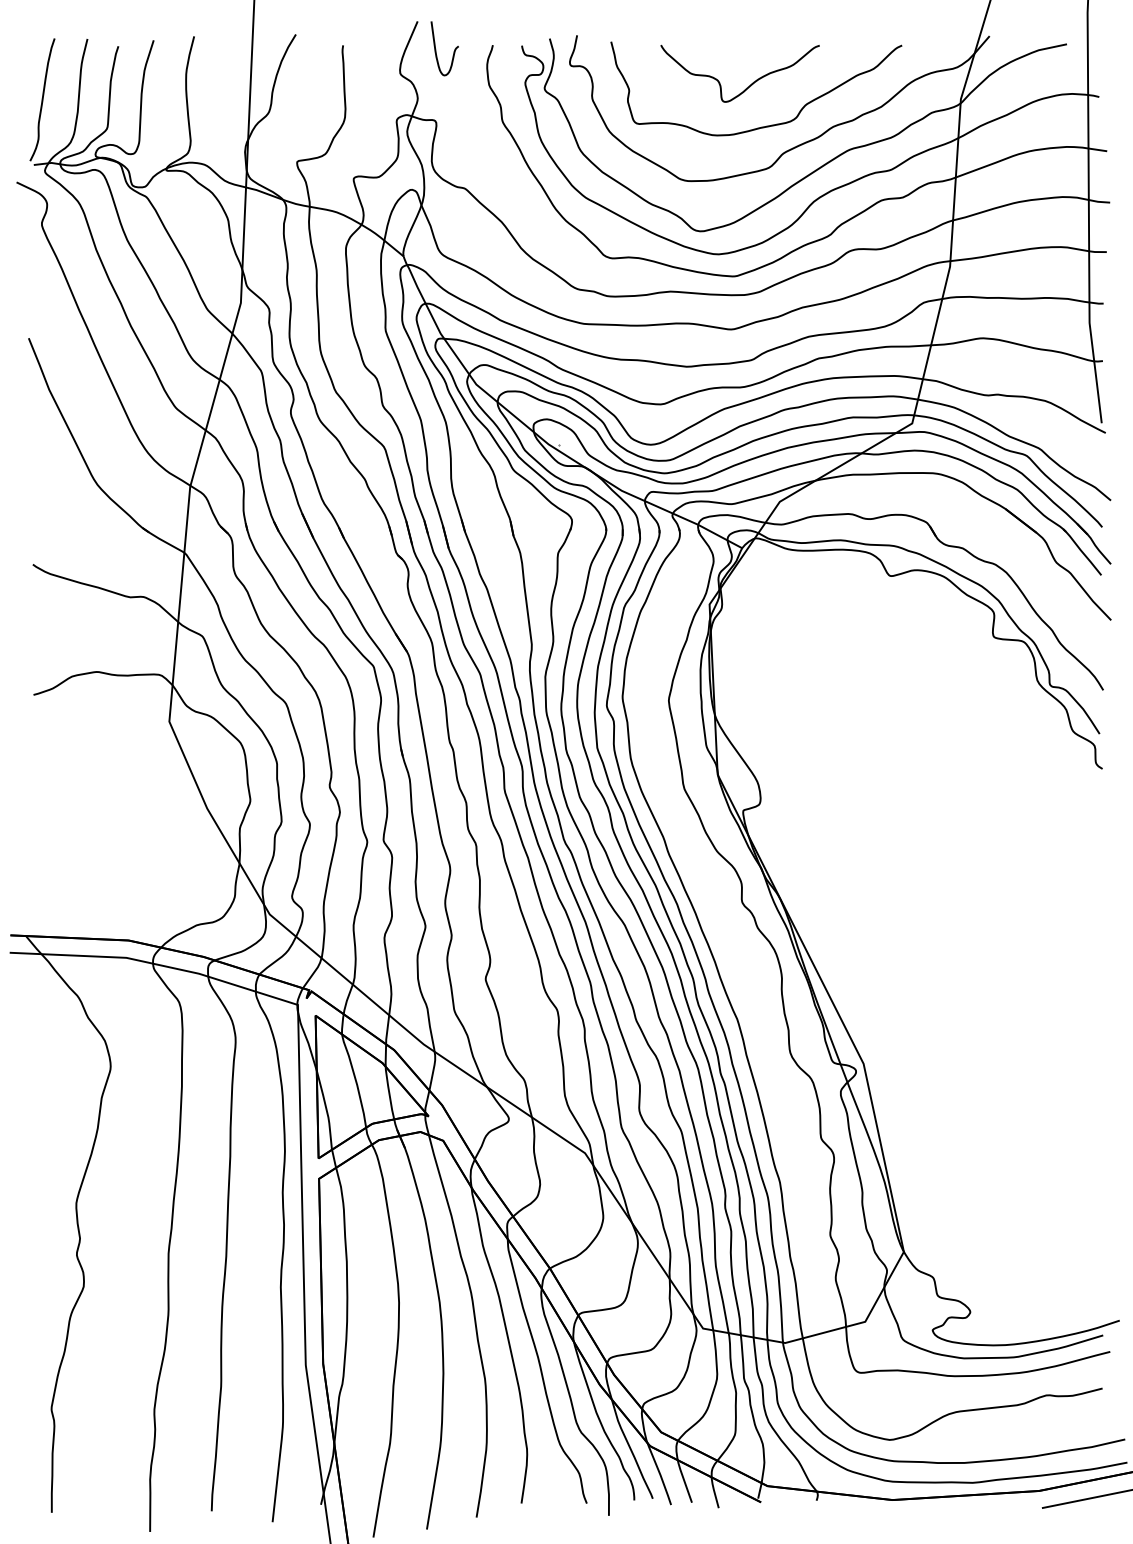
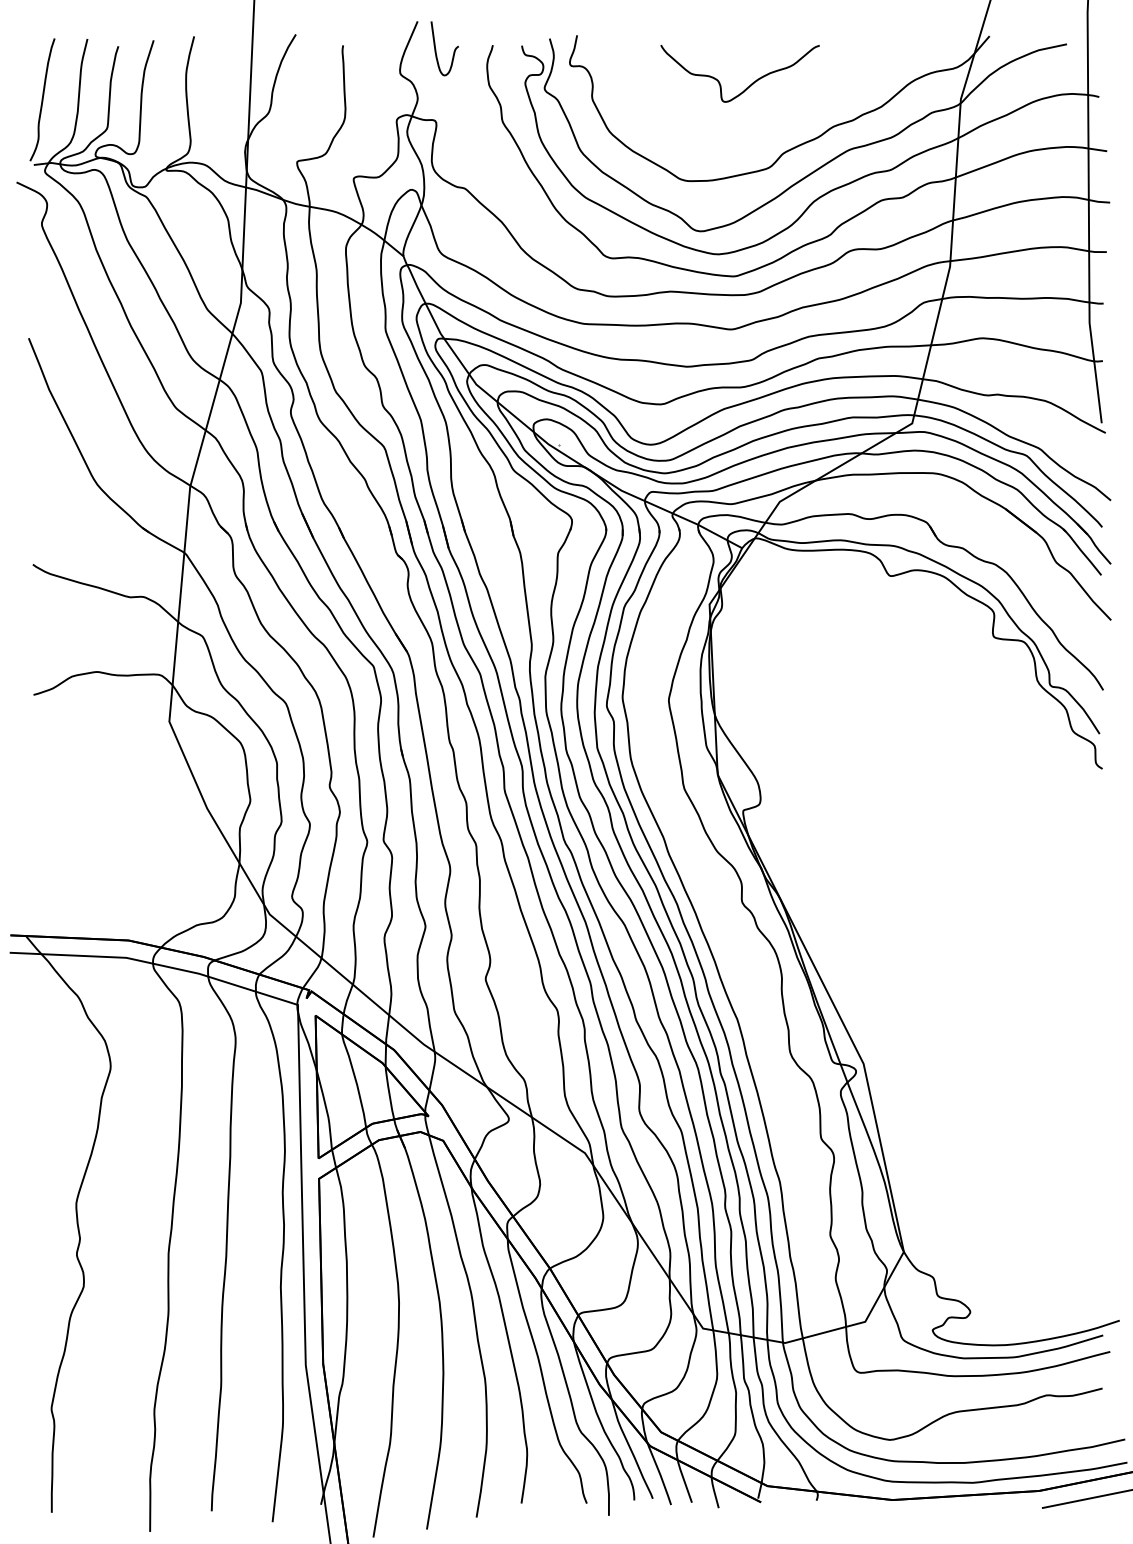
curve: present -> none (766, 125)
